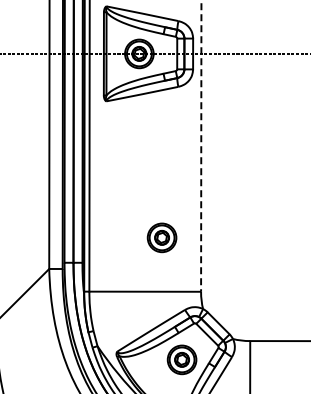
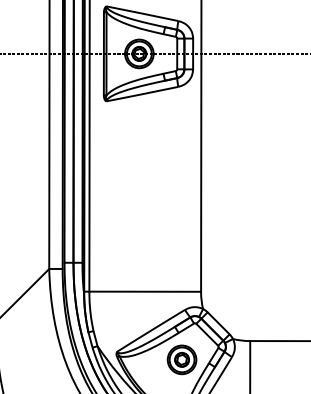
line: dashed -> solid (201, 145)
part: present -> none (161, 237)
